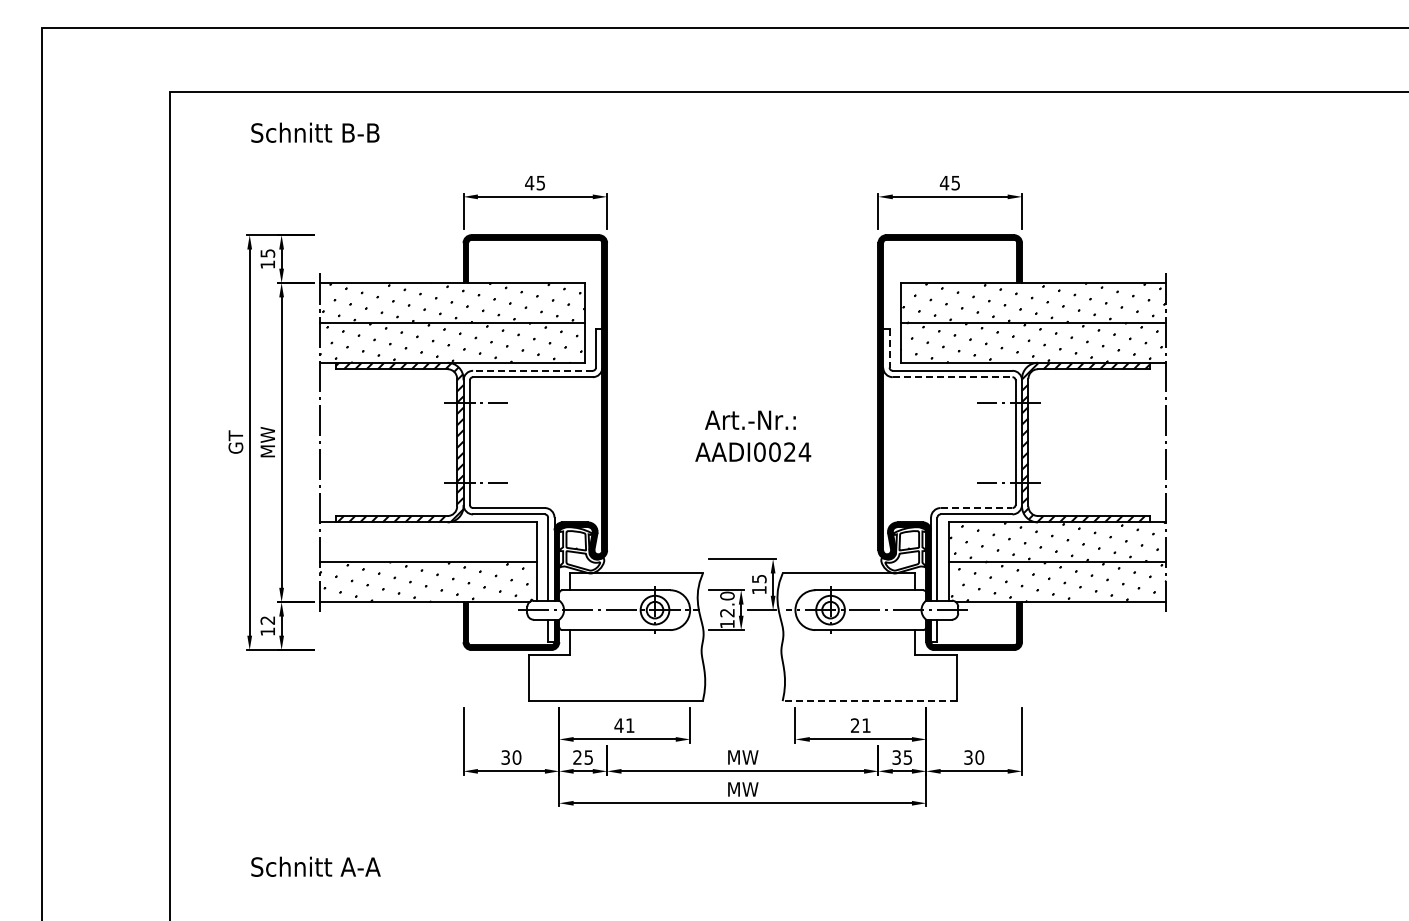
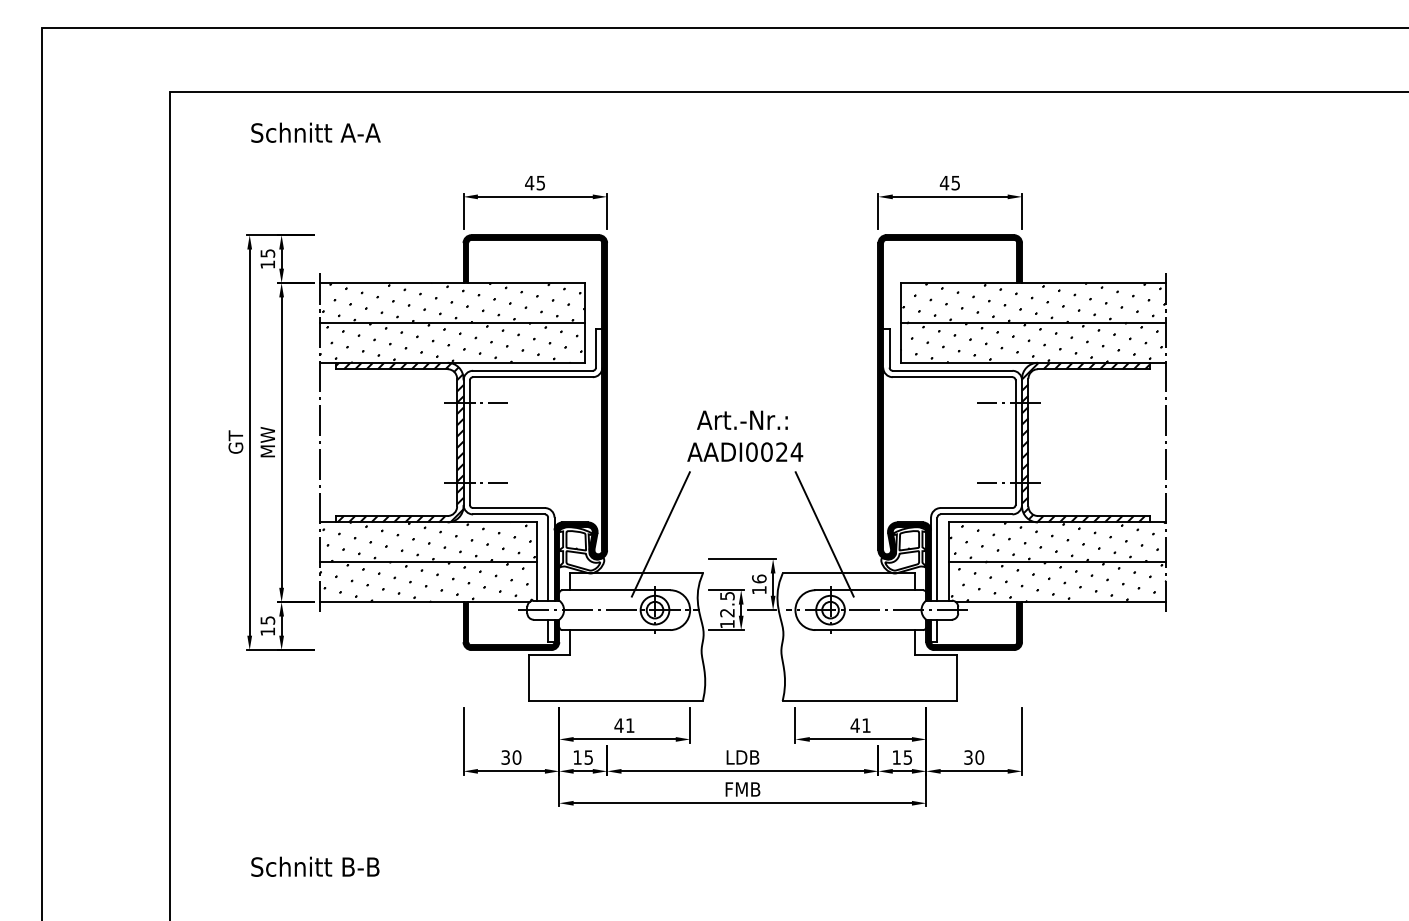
text: Schnitt B-B -> Schnitt A-A (360, 132)
line: dashed -> solid (889, 348)
line: dashed -> solid (532, 370)
line: dashed -> solid (952, 377)
text position: (753, 435) -> (745, 435) (745, 435)
line: dashed -> solid (976, 508)
line: none -> present (660, 534)
line: none -> present (824, 534)
hatch: none -> present (428, 542)
text: 15 -> 16 (759, 578)
text: 12.0 -> 12.5 (727, 595)
text: 12 -> 15 (267, 620)
line: dashed -> solid (869, 701)
text: 21 -> 41 (854, 725)
text: 25 -> 15 (577, 757)
text: MW -> LDB (742, 757)
text: 35 -> 15 (896, 757)
text: MW -> FMB (742, 789)
text: Schnitt A-A -> Schnitt B-B (360, 866)
